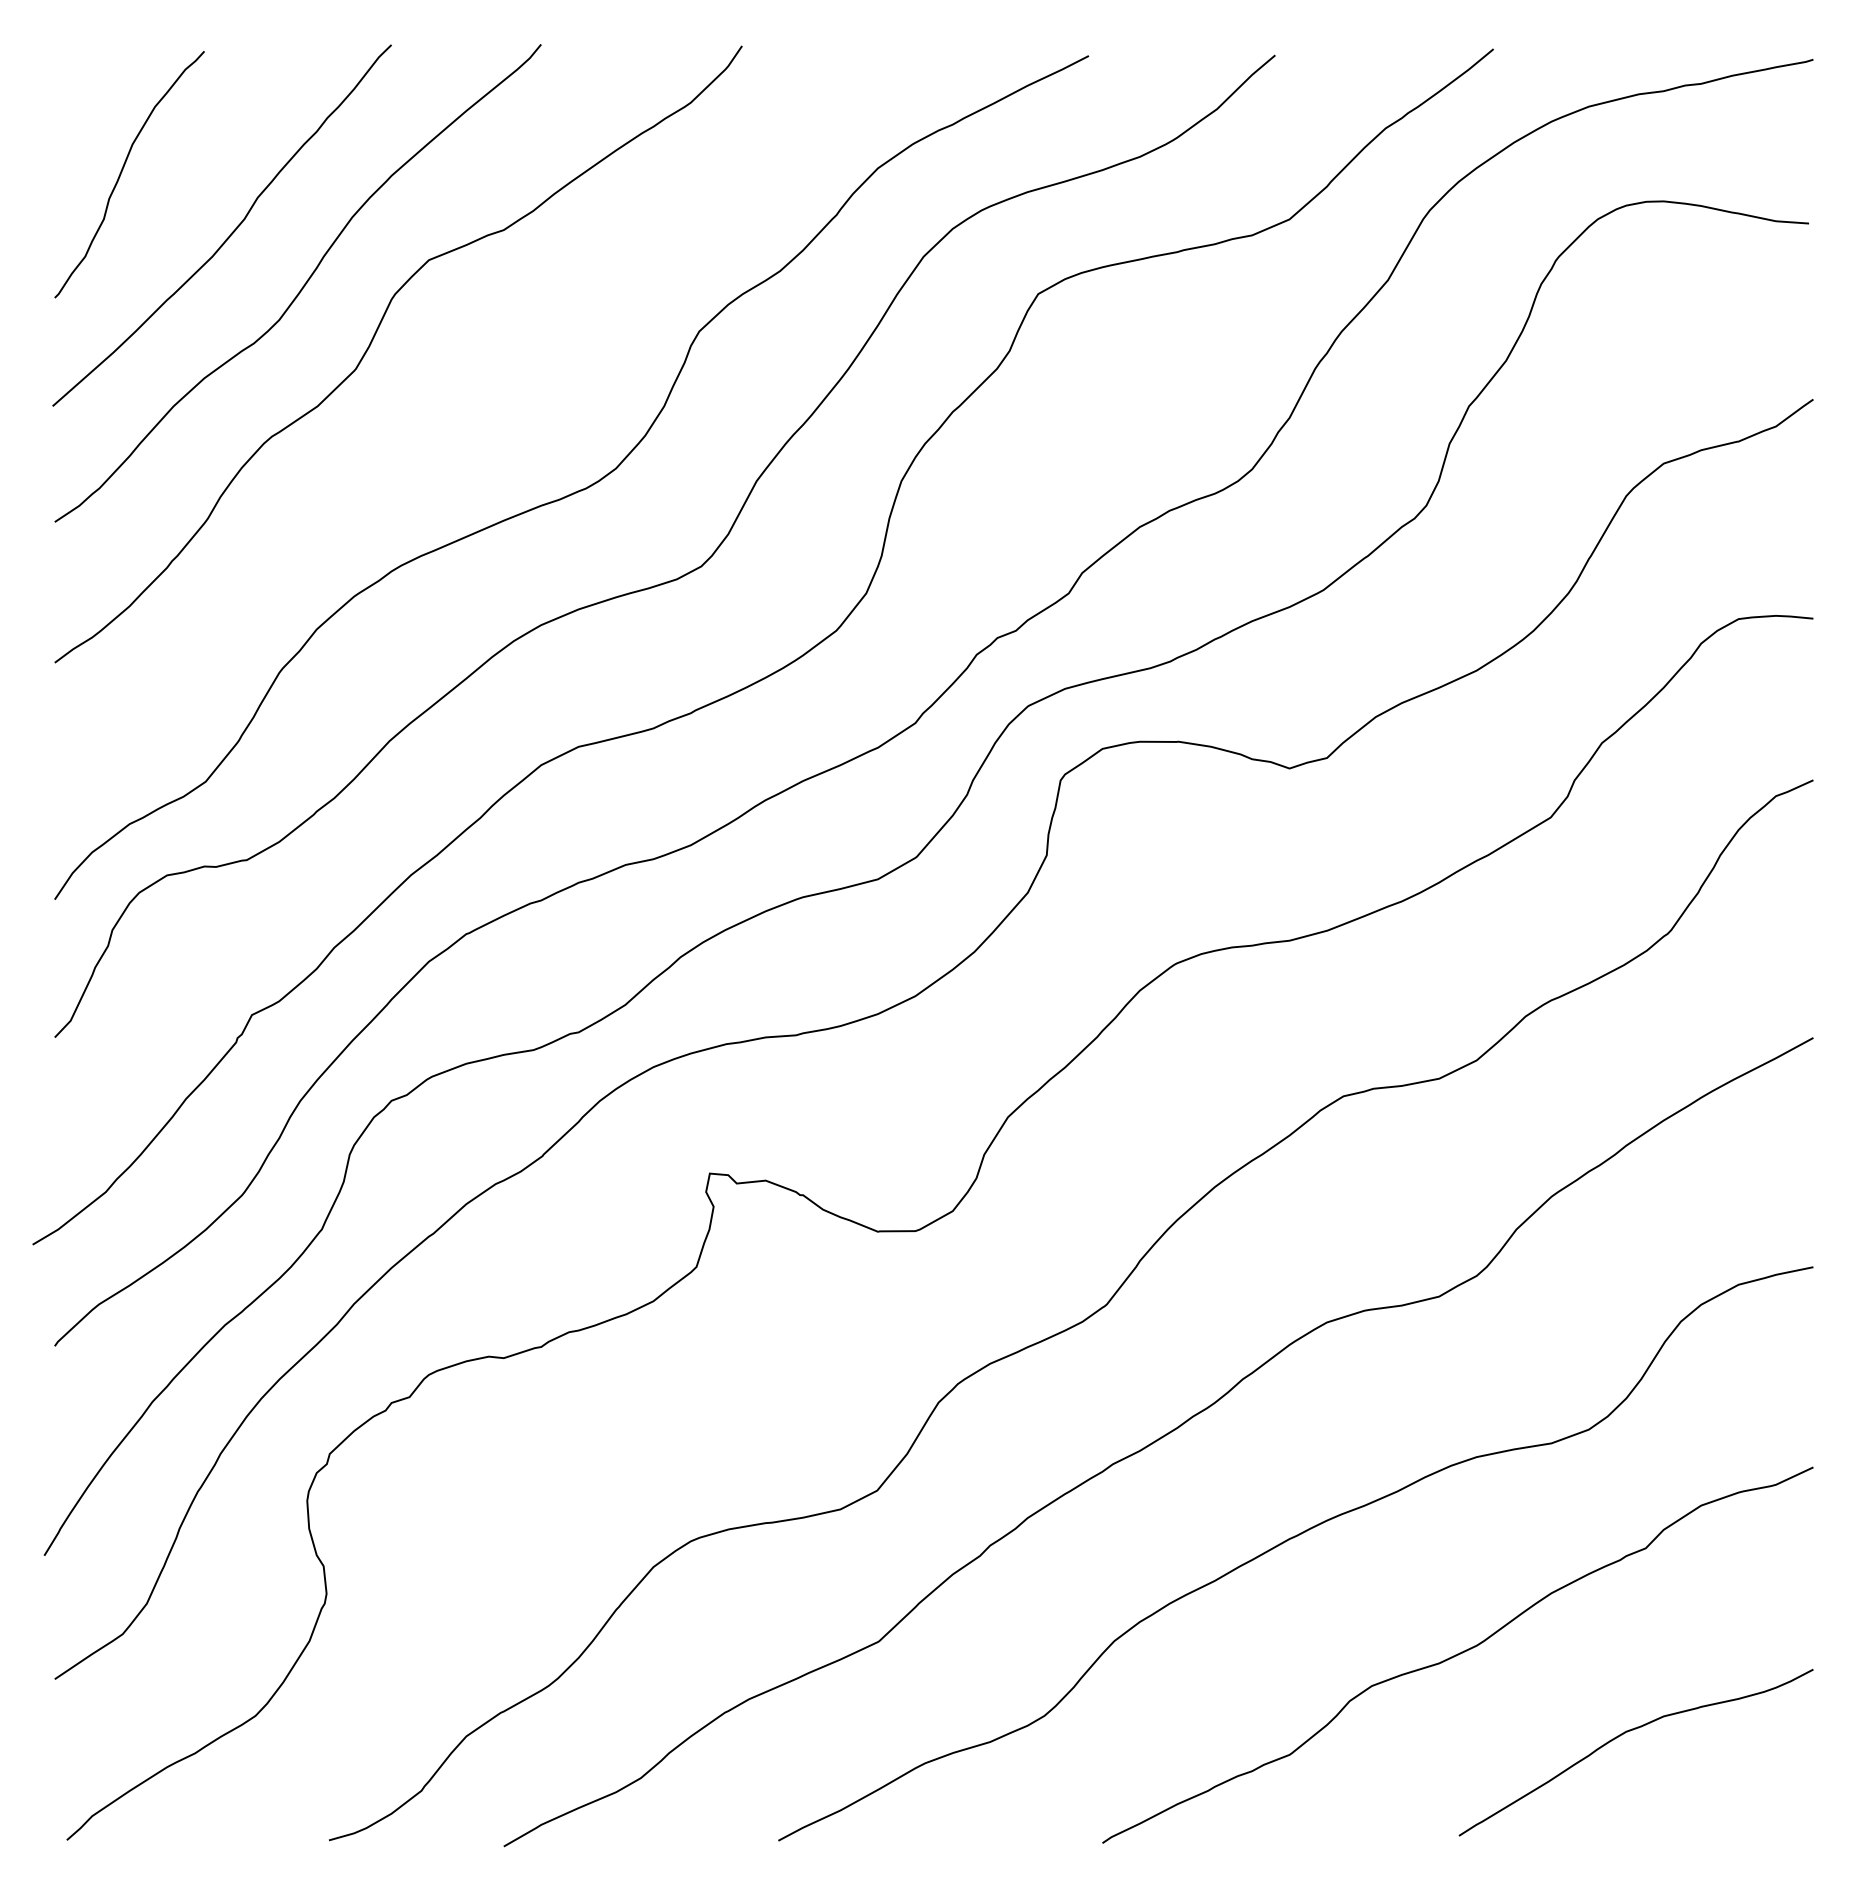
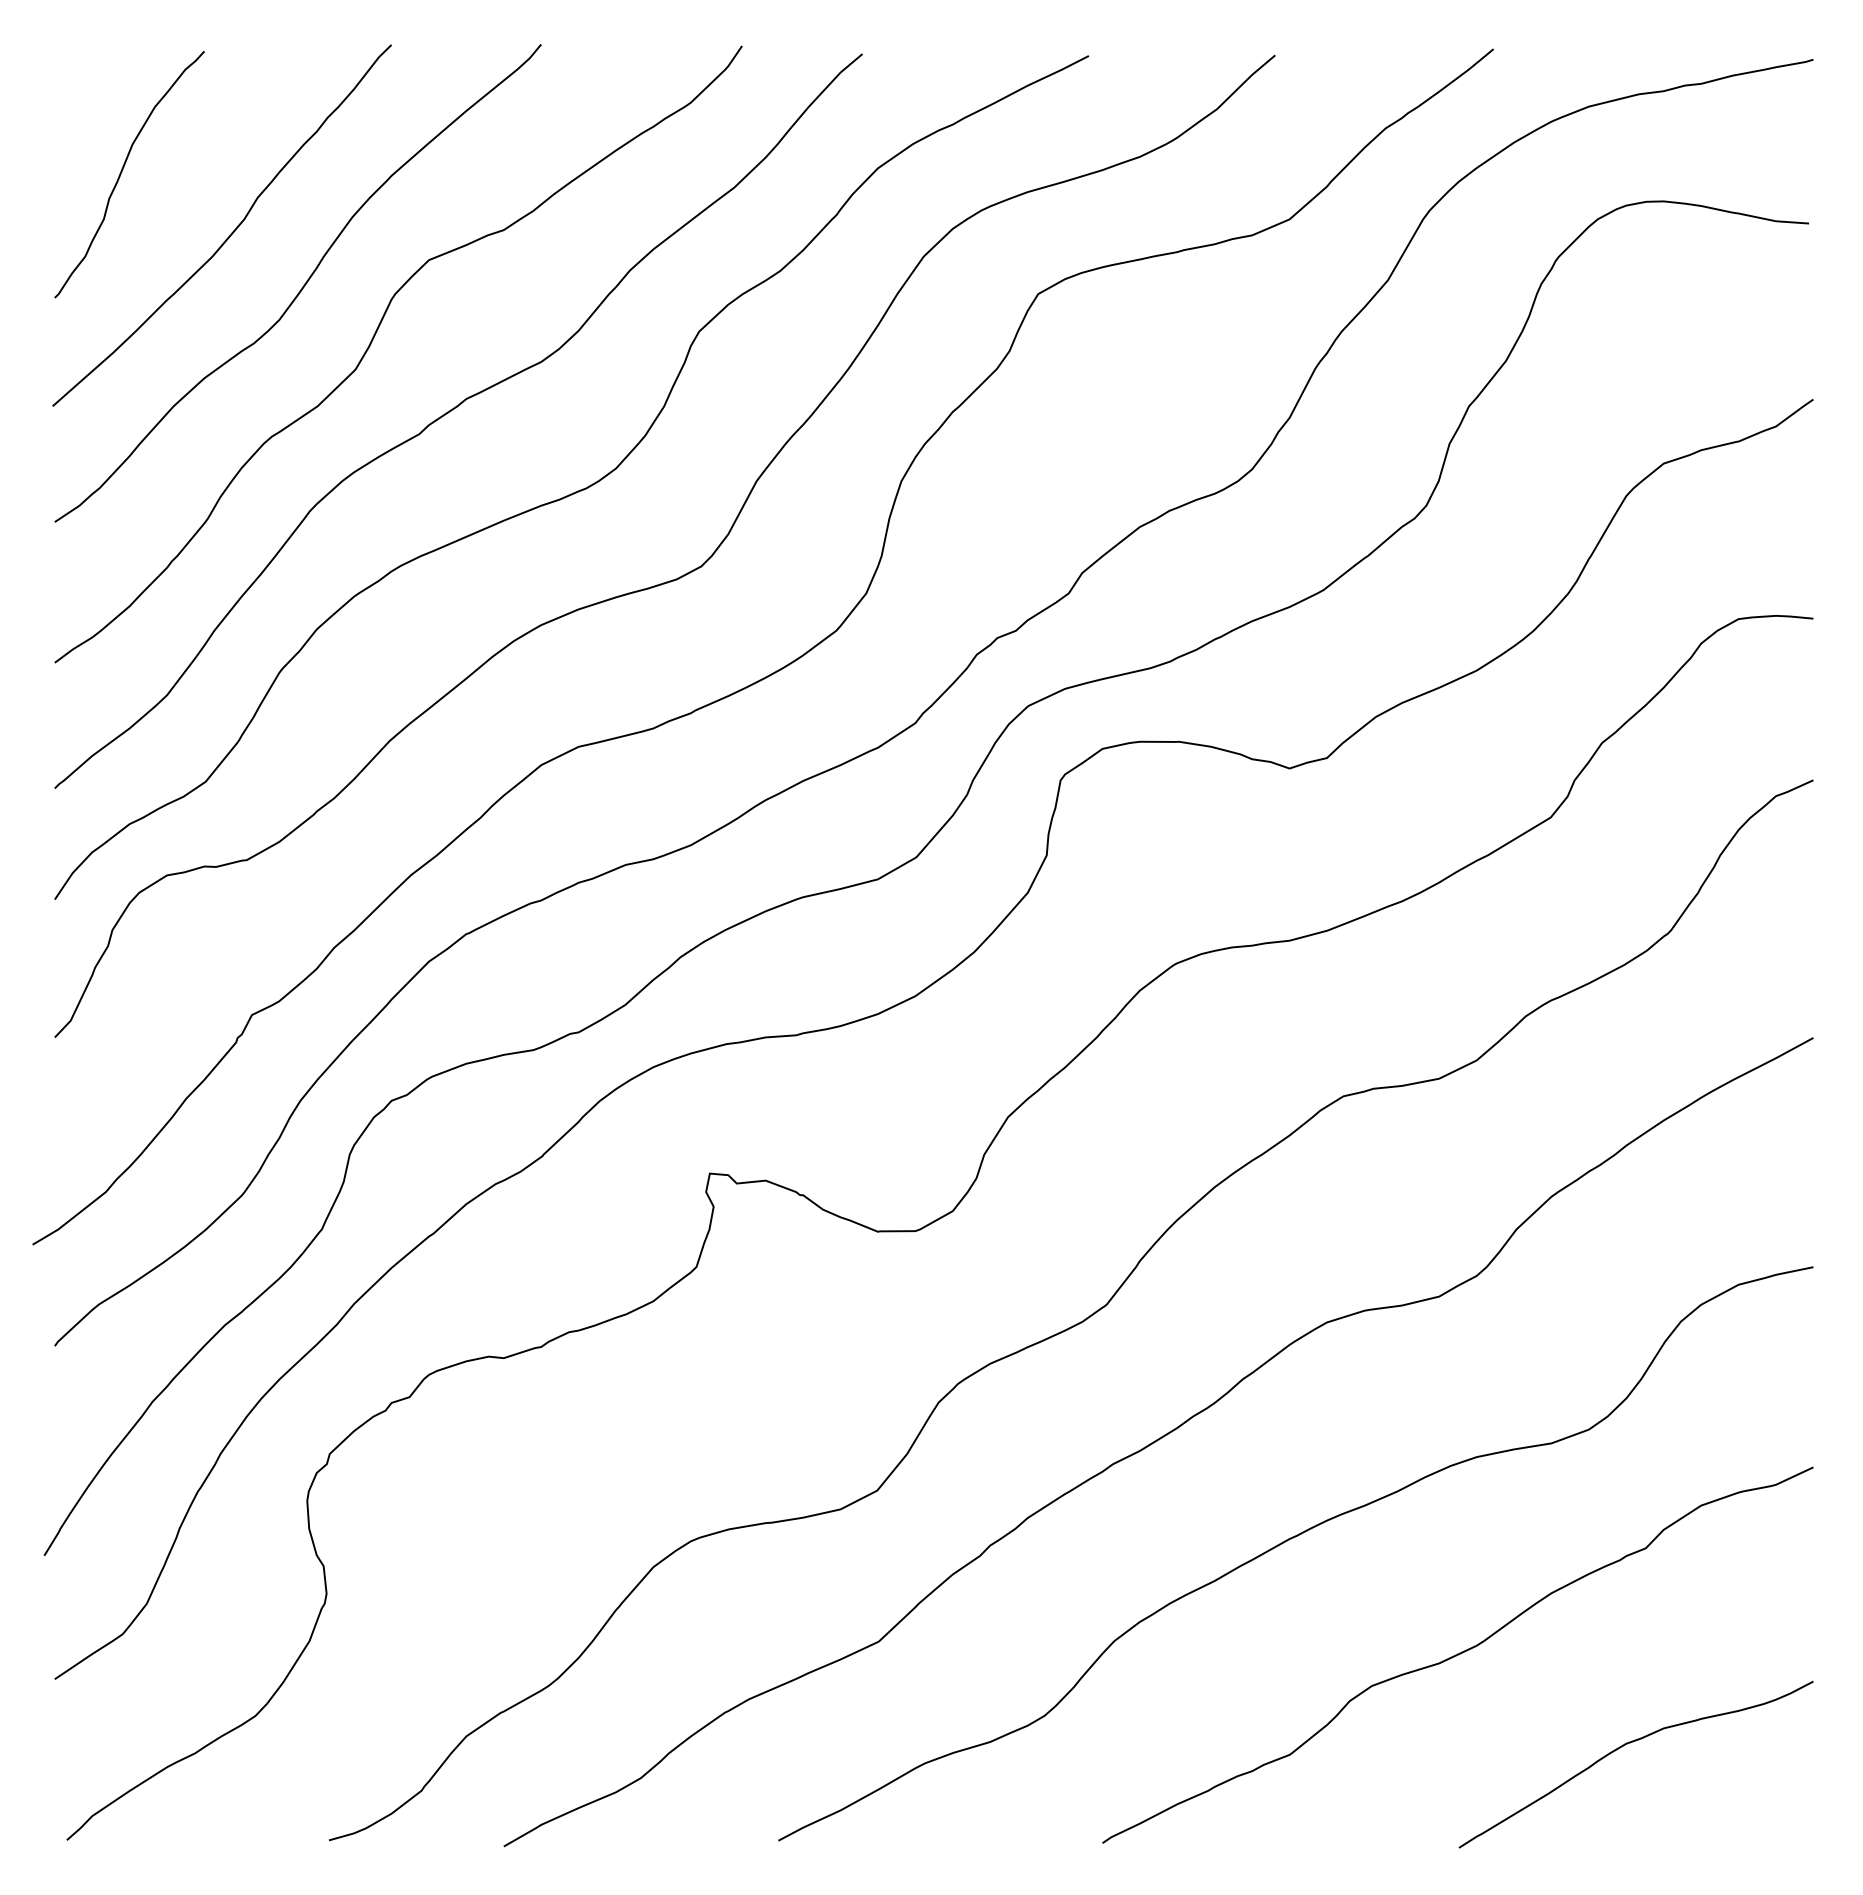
curve: none -> present (451, 411)
curve position: (1622, 1735) -> (1622, 1747) (1622, 1747)
